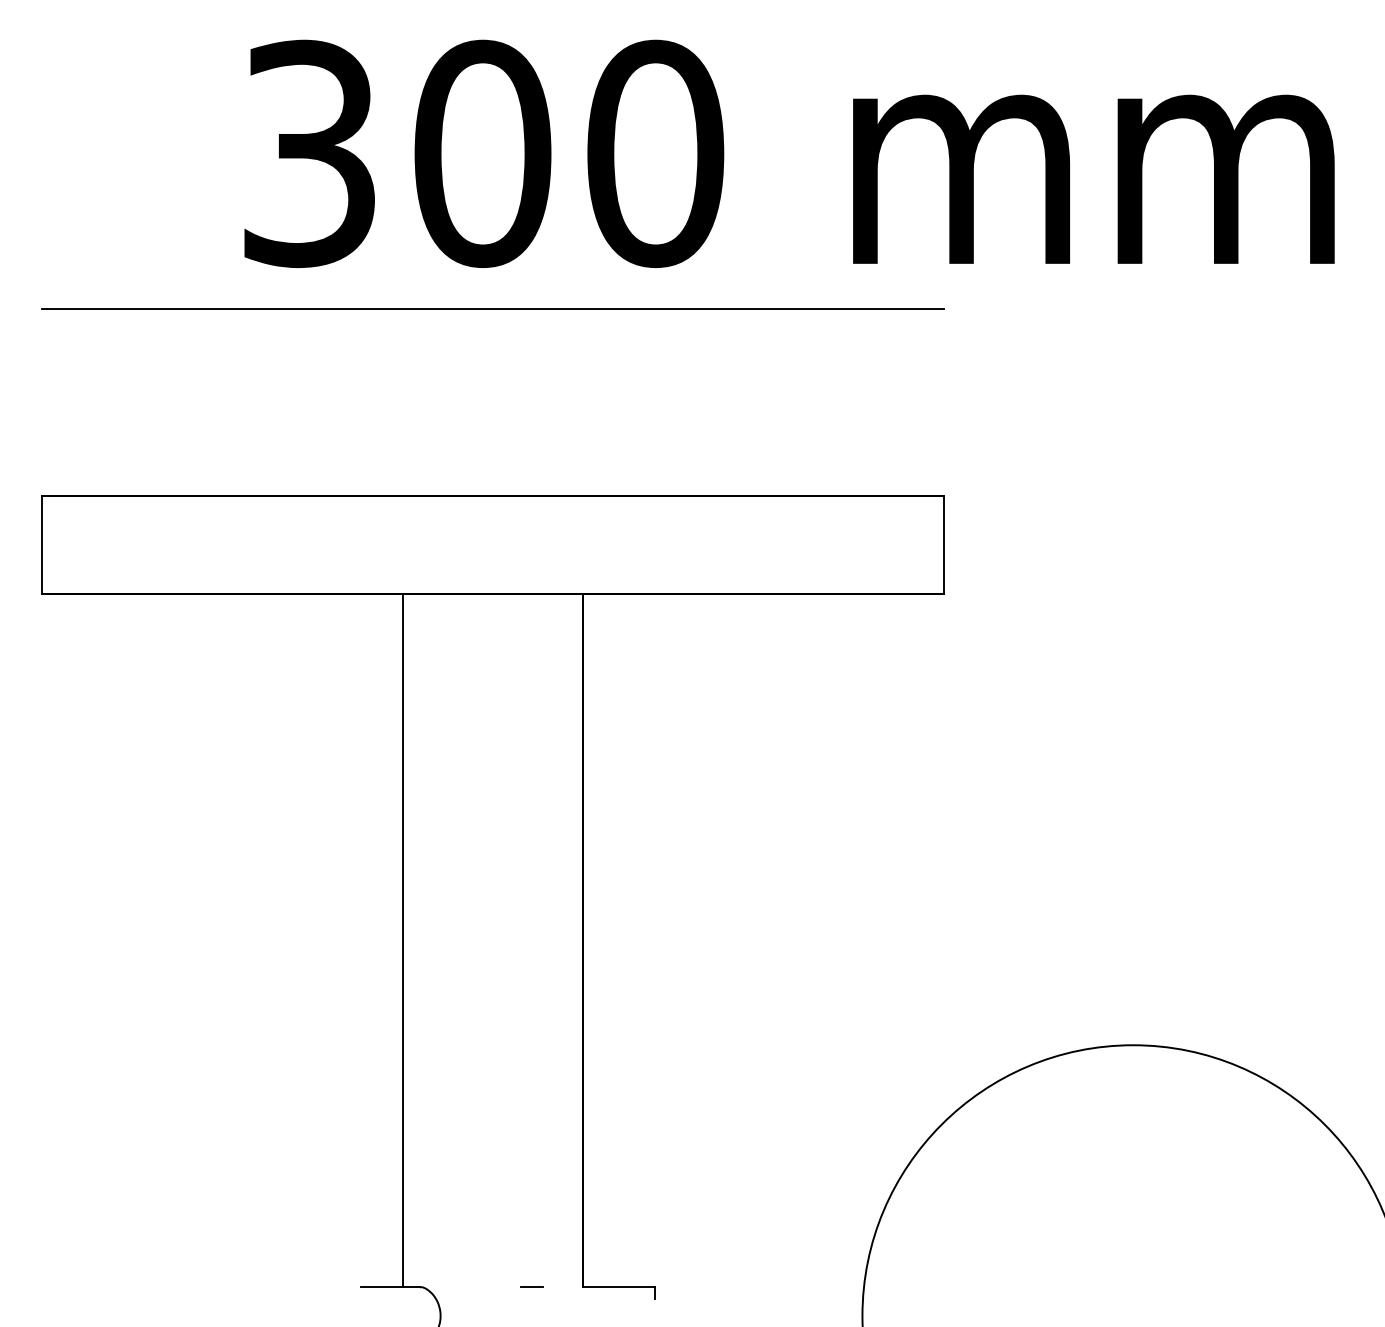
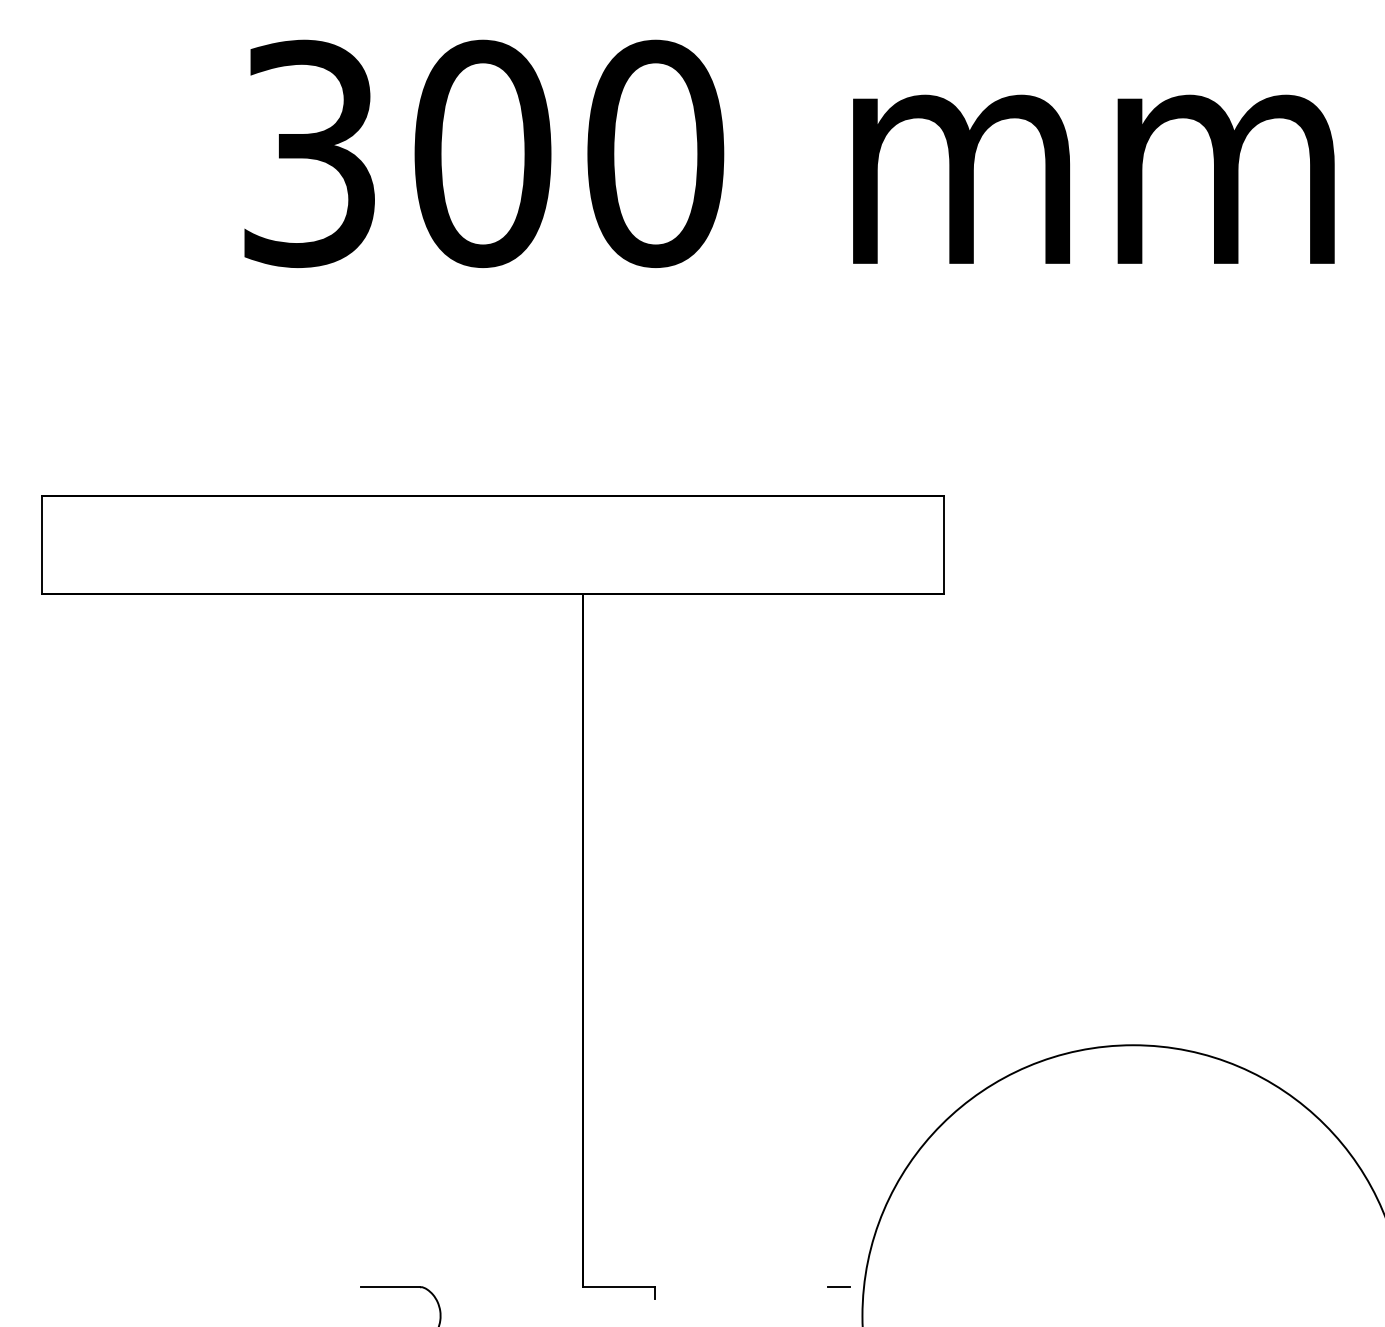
line: present -> none (492, 309)
line: present -> none (402, 940)
line position: (531, 1286) -> (838, 1286) (838, 1286)
